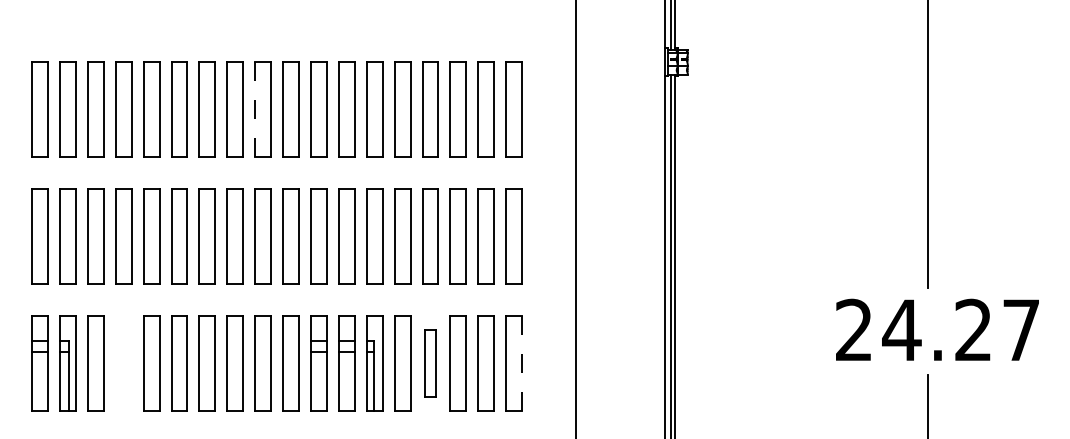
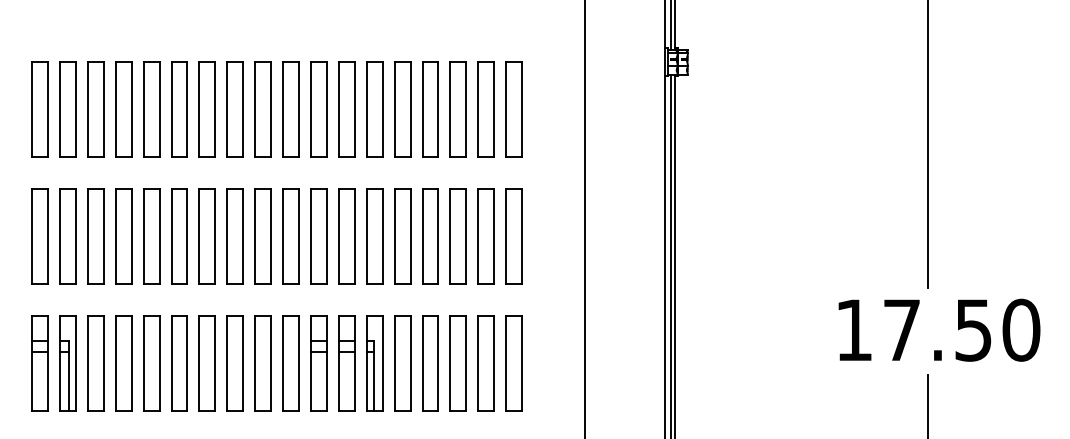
line: dashed -> solid (255, 109)
line position: (576, 218) -> (585, 218) (585, 218)
text: 24.27 -> 17.50 (938, 329)
part: none -> present (123, 363)
part size: 13x69 px -> 17x97 px (430, 363)
line: dashed -> solid (522, 363)
